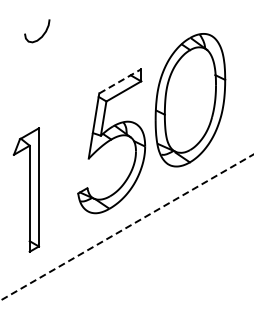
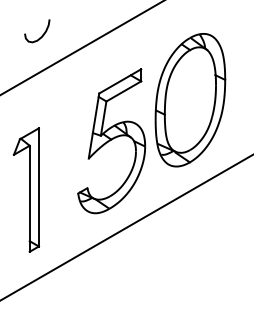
line: none -> present (81, 48)
line: dashed -> solid (120, 81)
line: dashed -> solid (126, 227)
